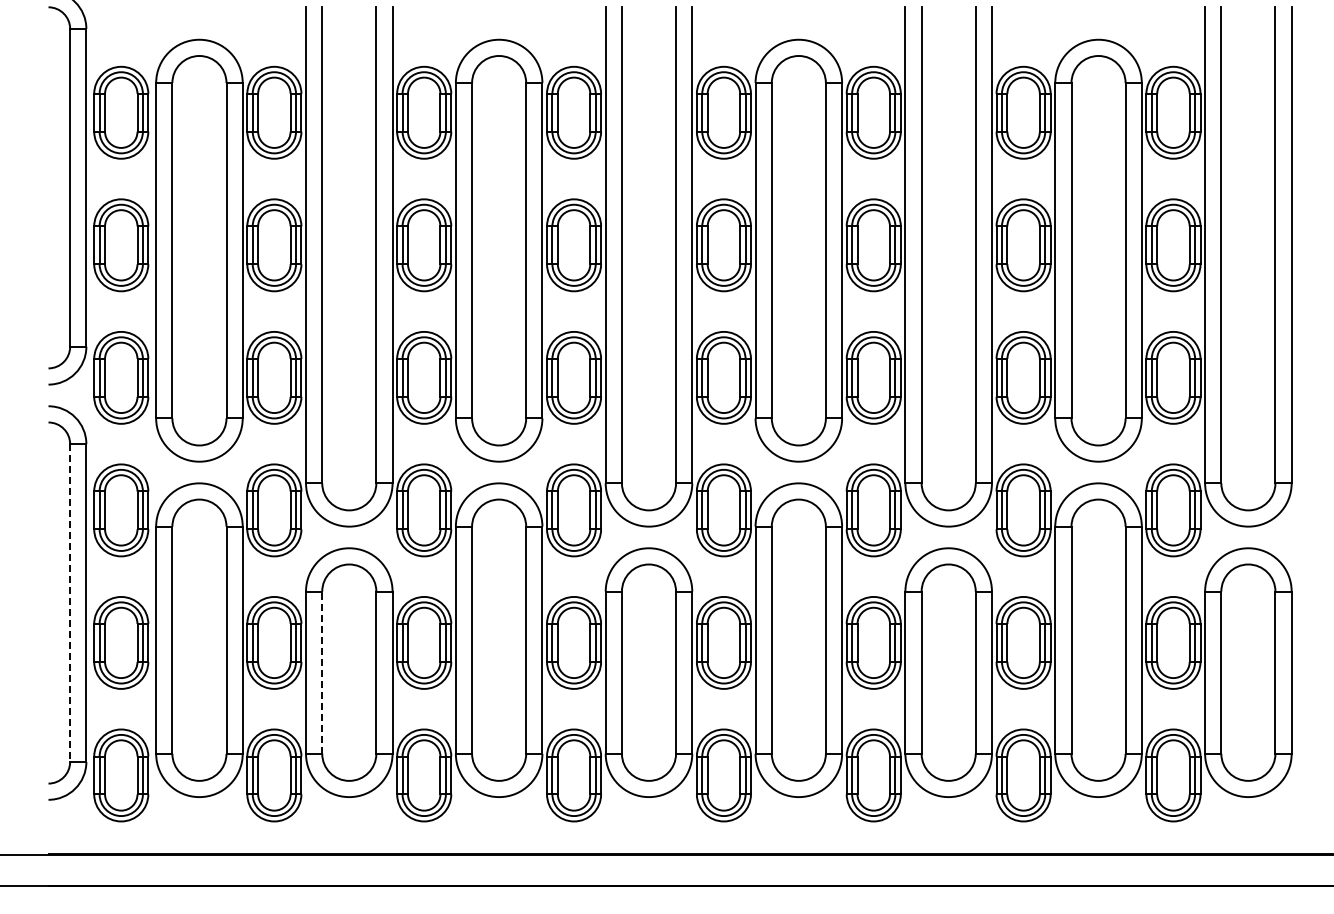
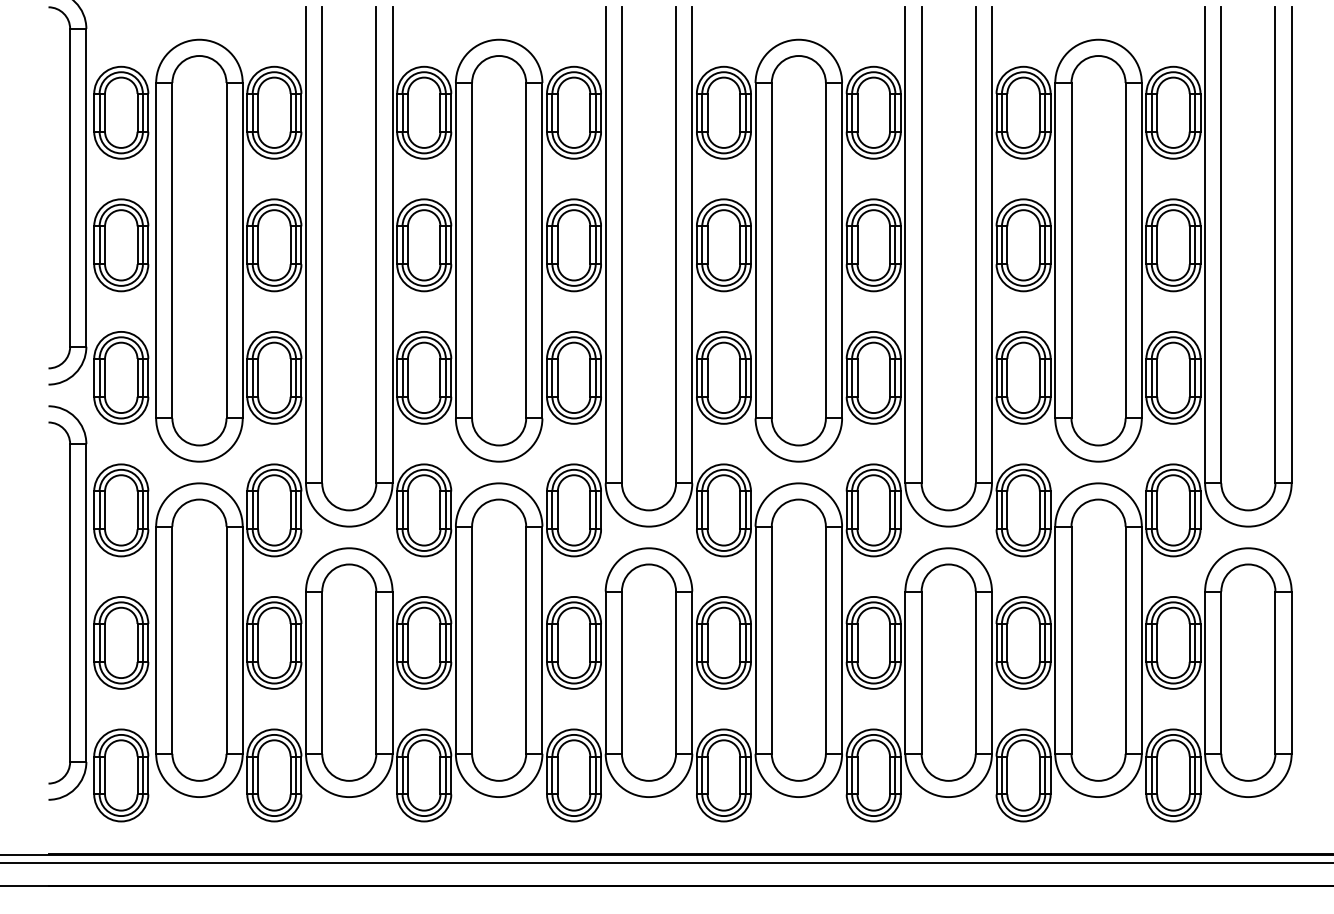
line: dashed -> solid (70, 603)
line: dashed -> solid (322, 672)
line: none -> present (666, 863)
